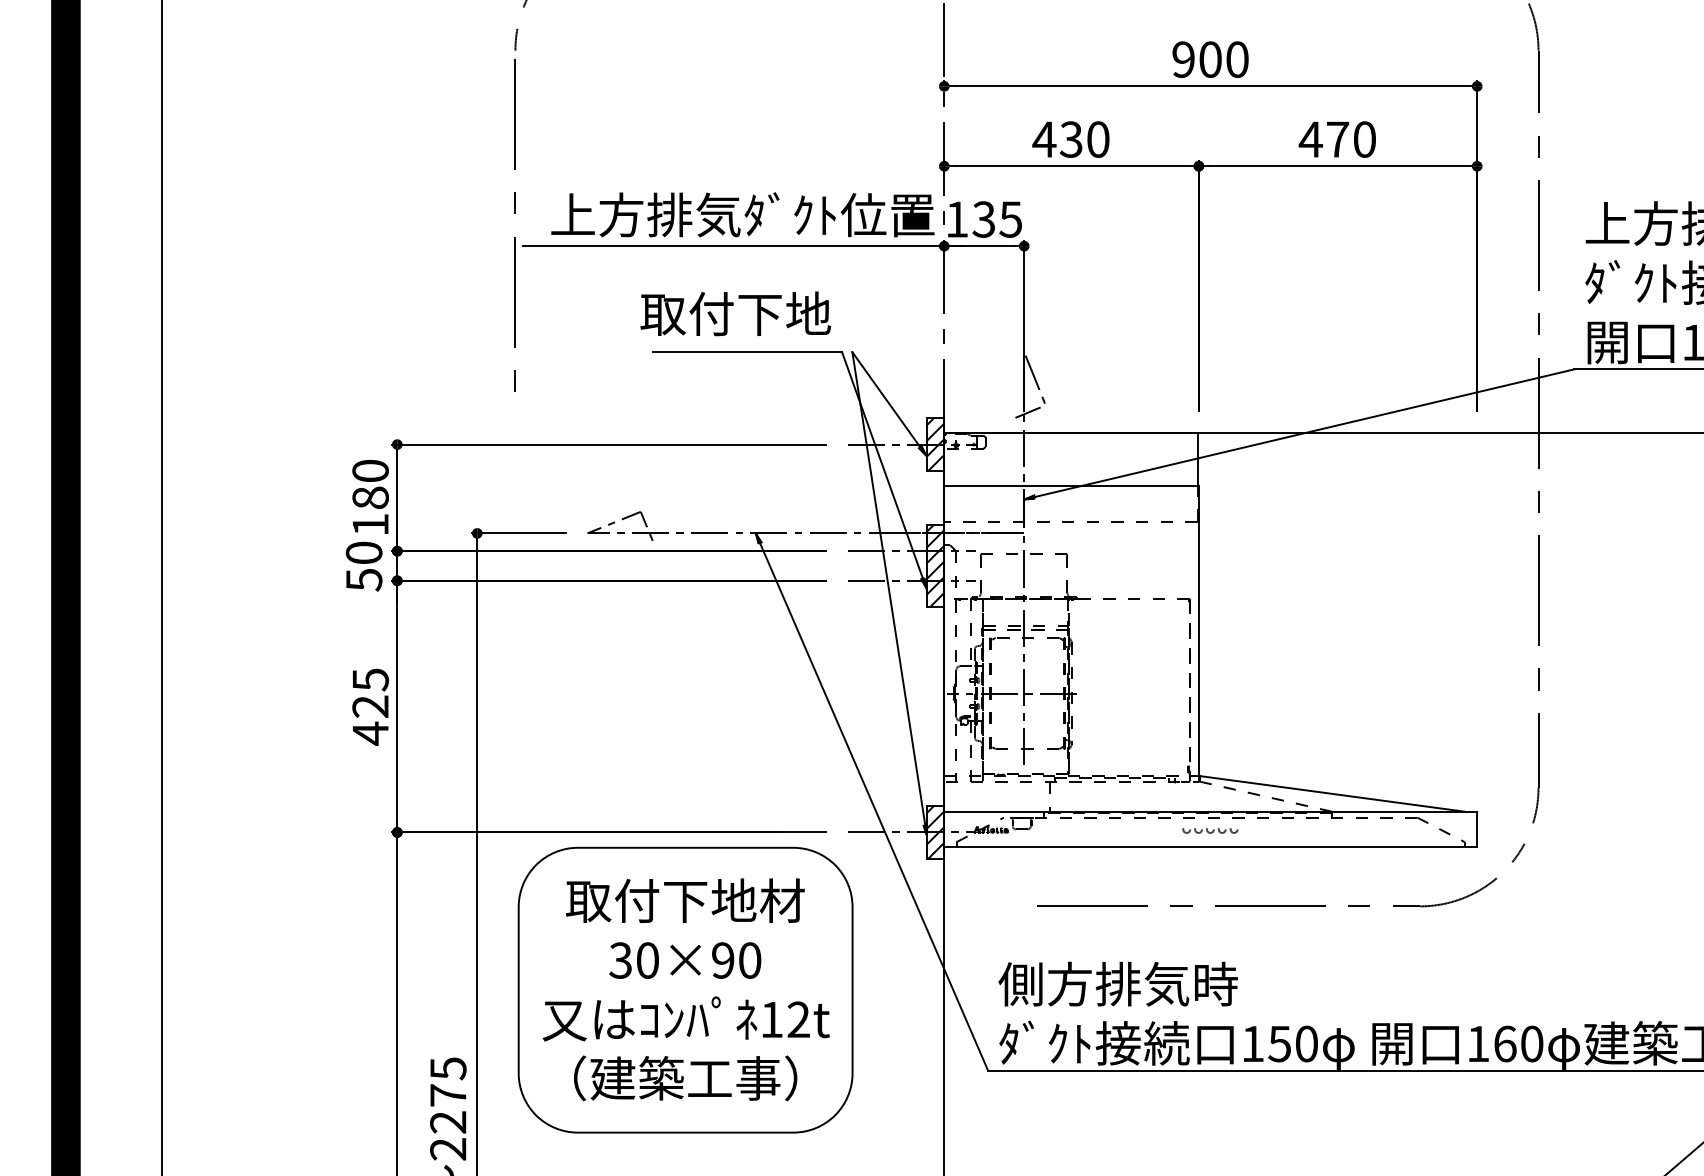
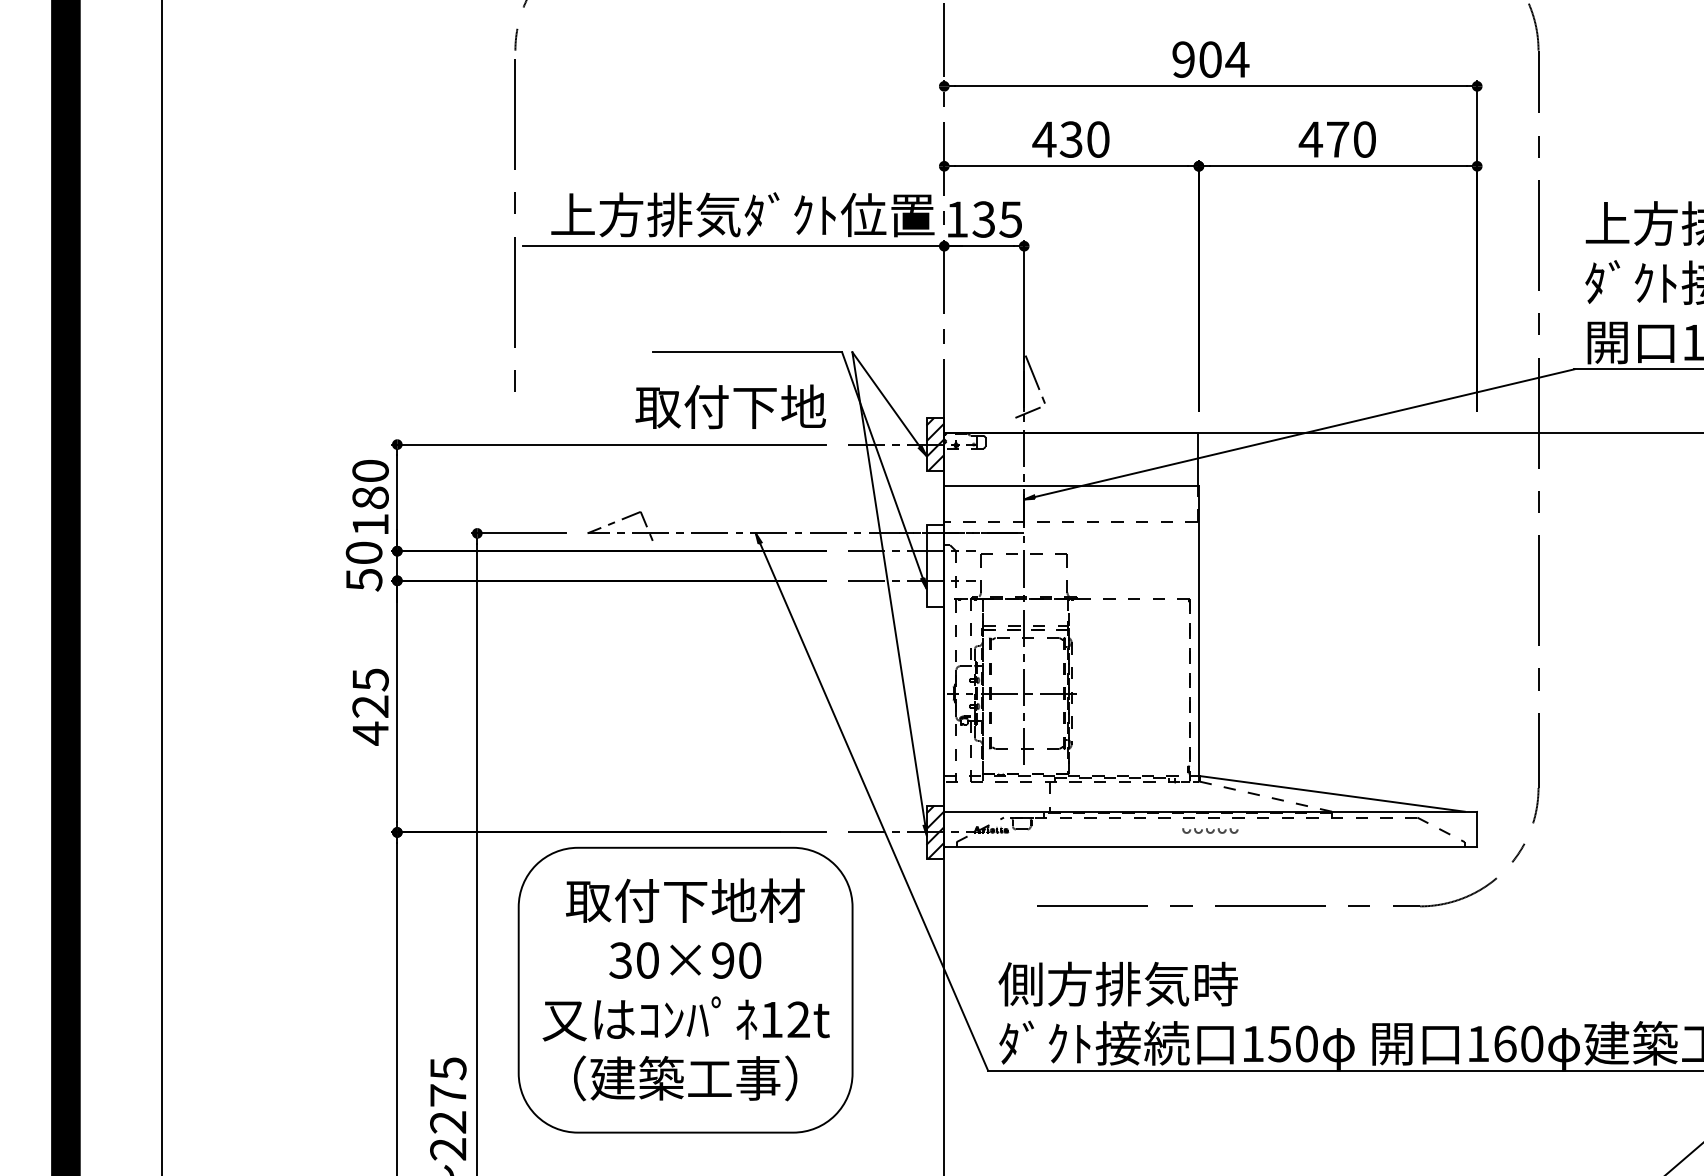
text: 900 -> 904 (1237, 59)
text position: (735, 313) -> (730, 406) (730, 406)
hatch: present -> none (935, 565)
